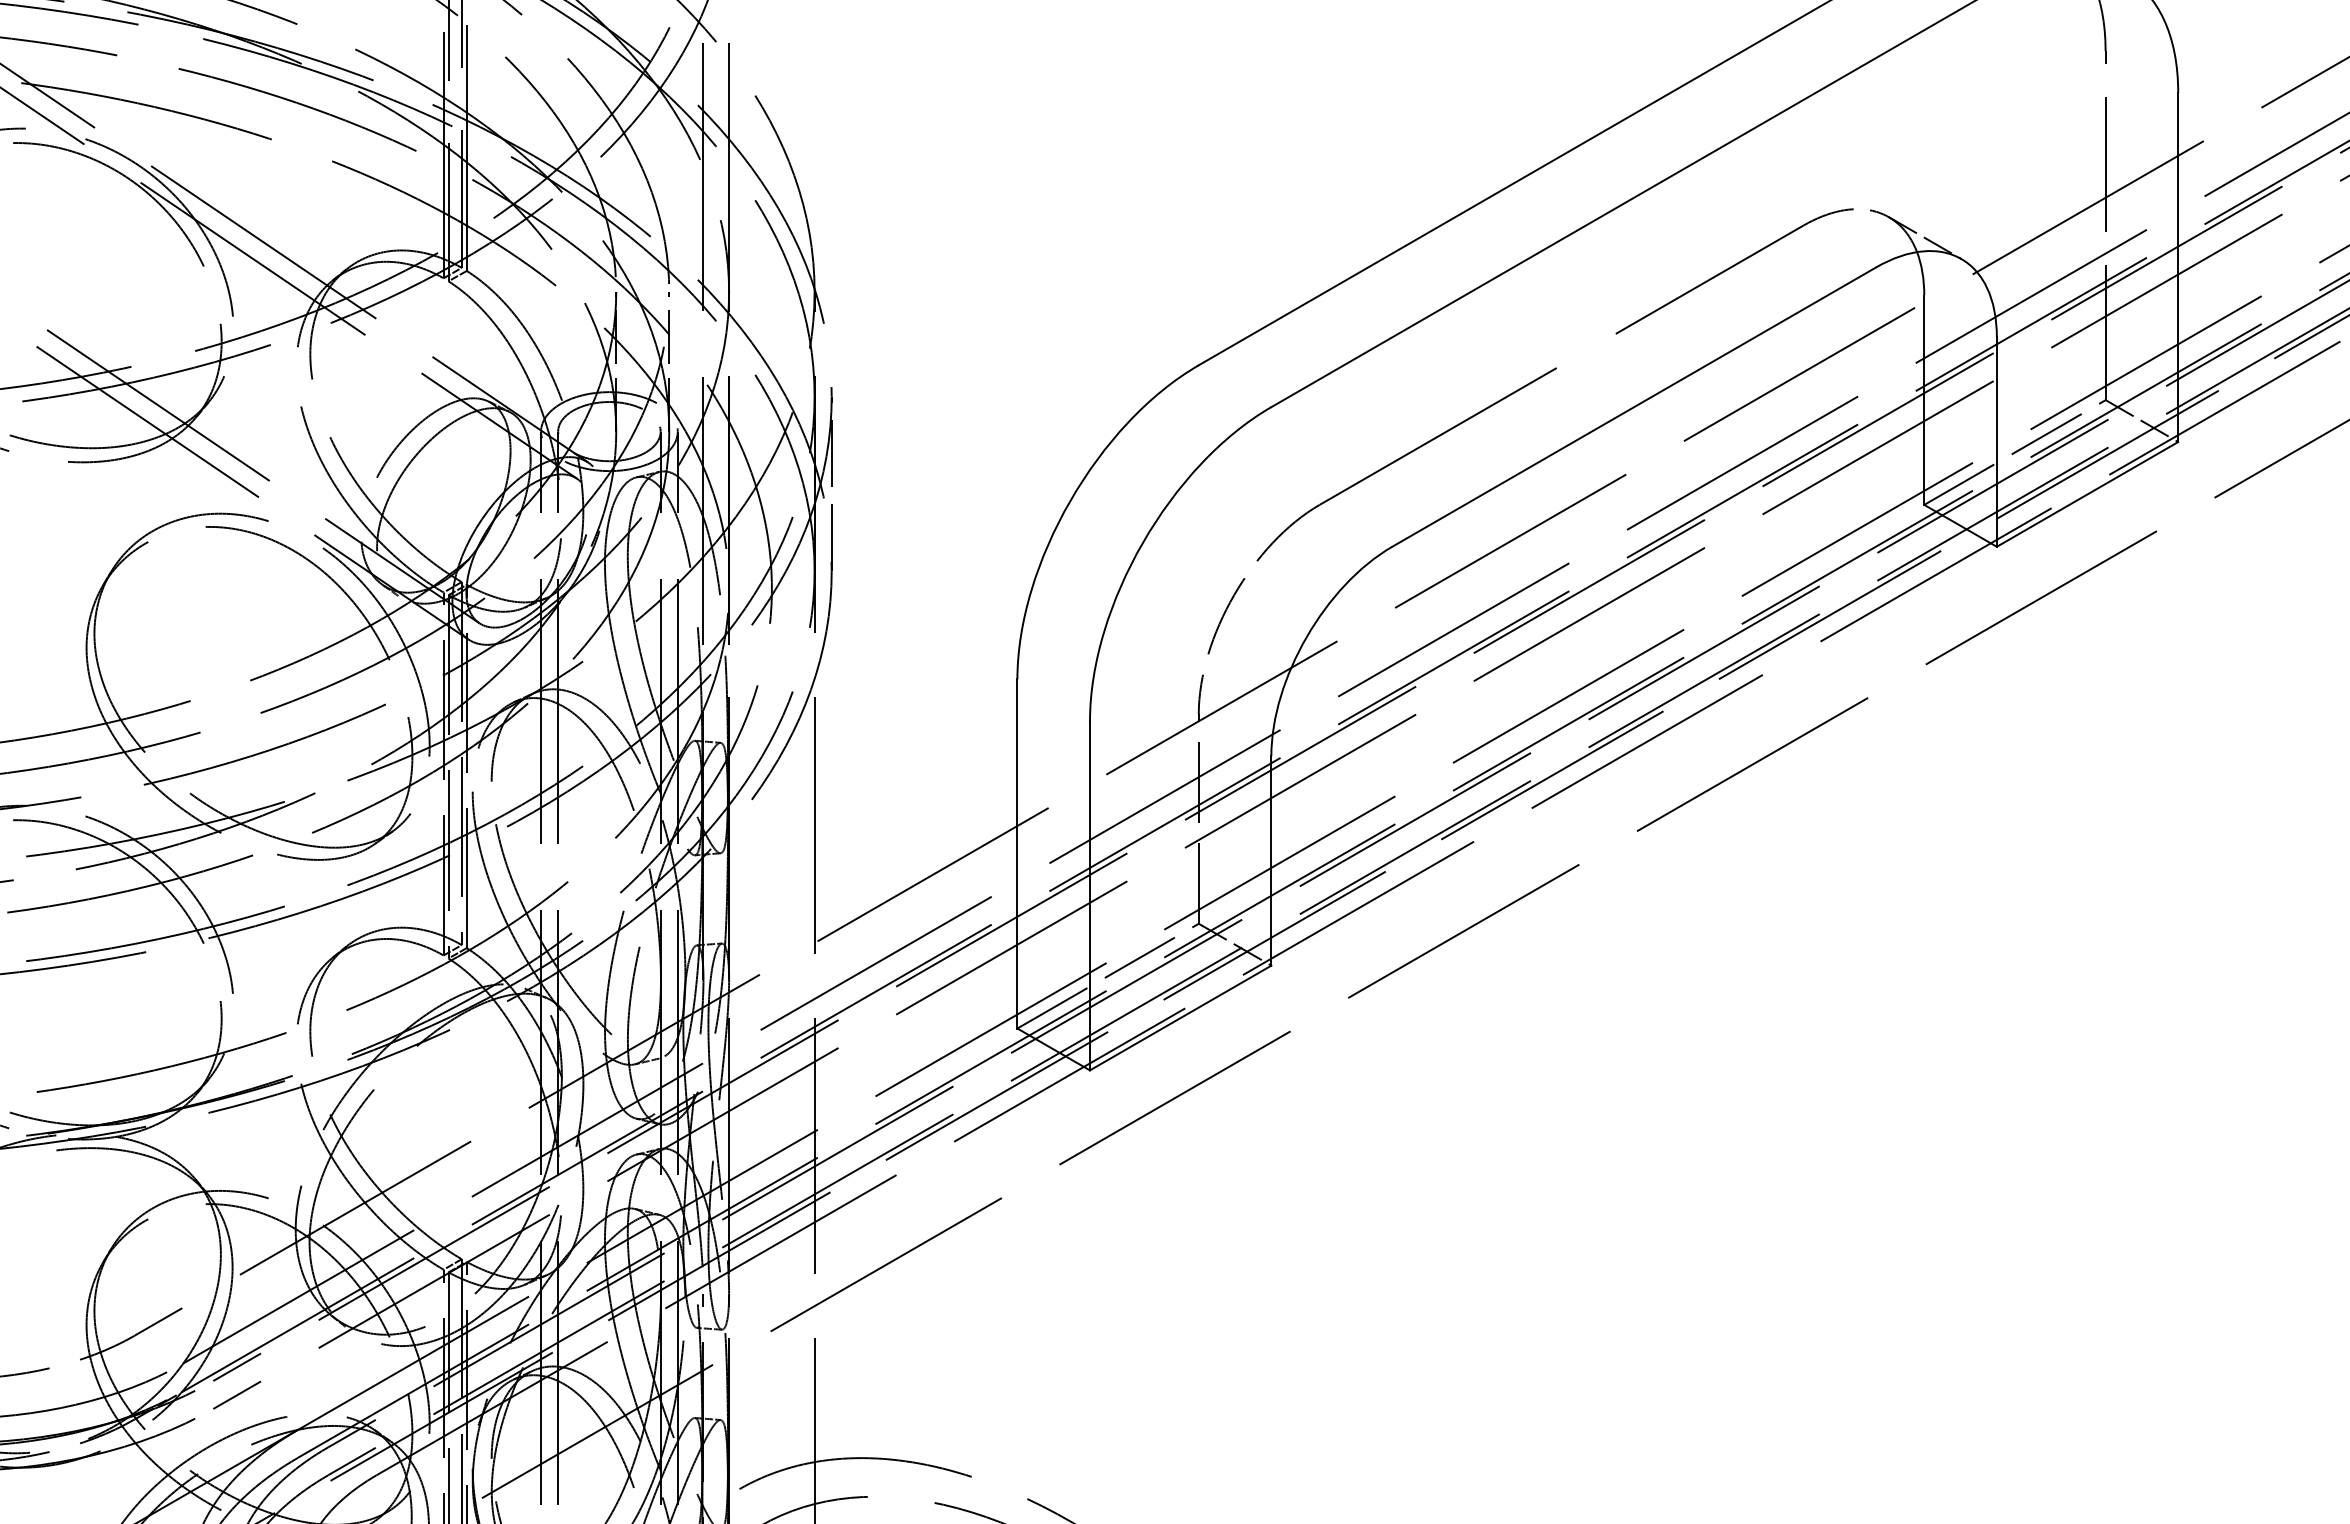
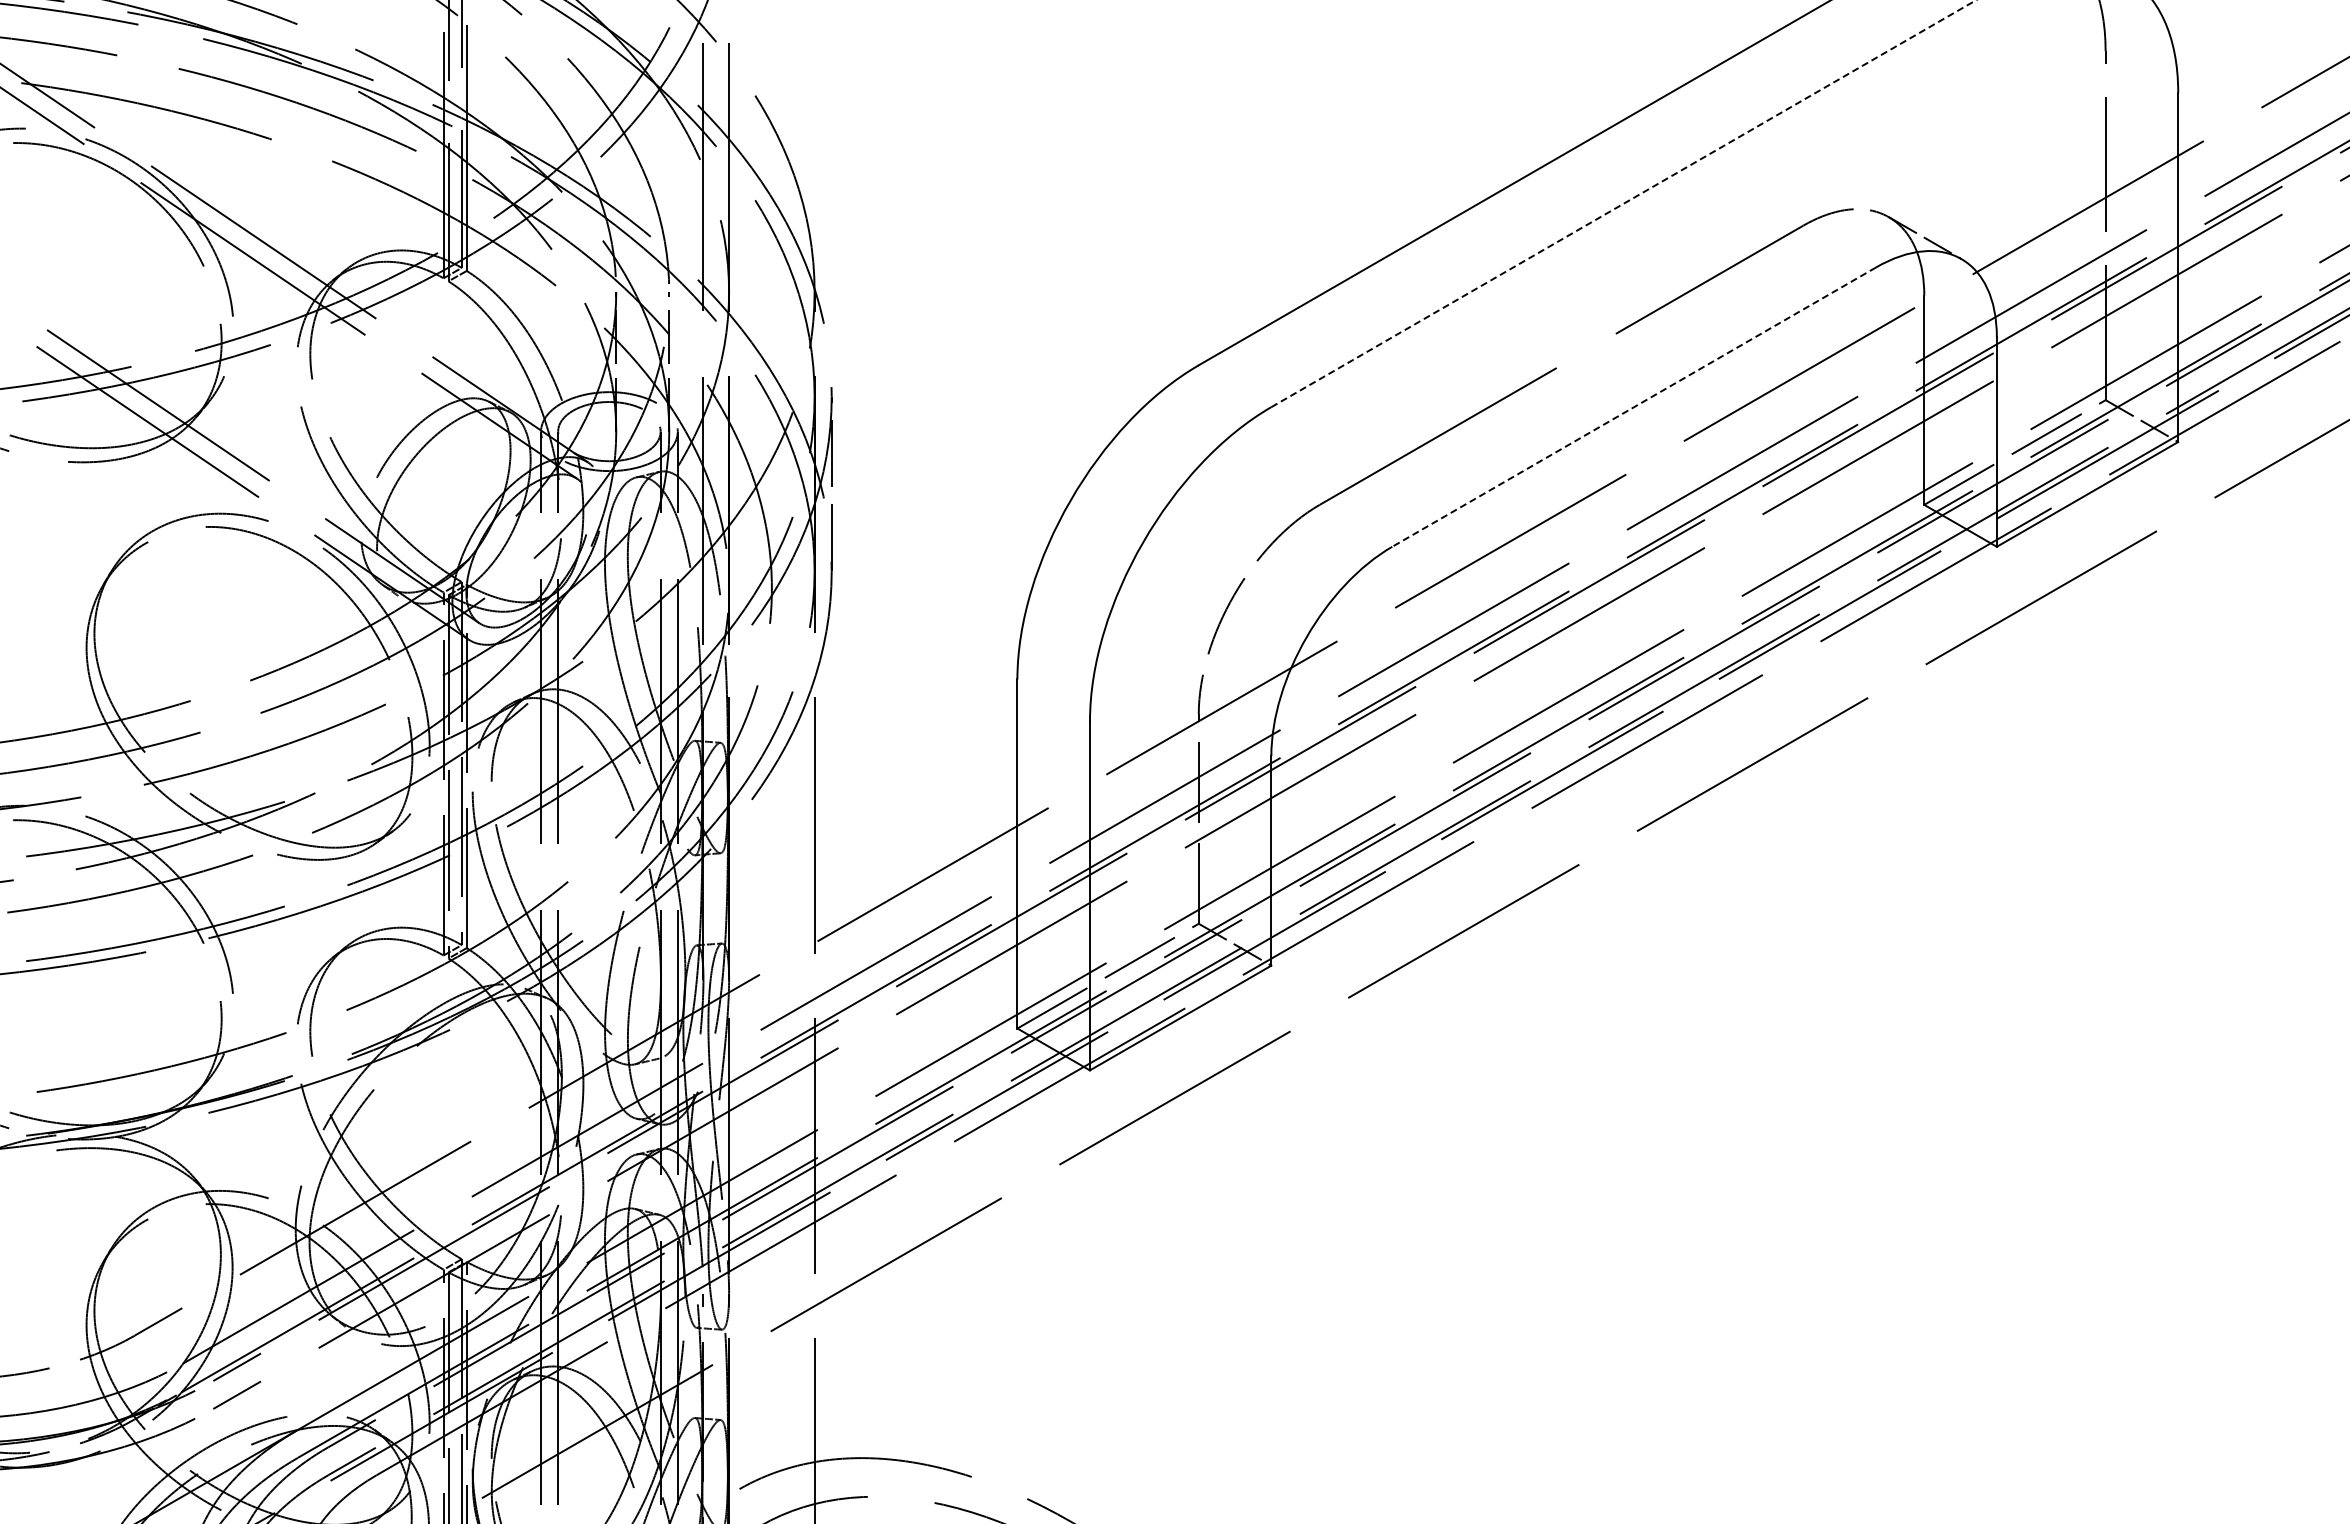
line: solid -> dashed (1623, 203)
line: solid -> dashed (1633, 407)
